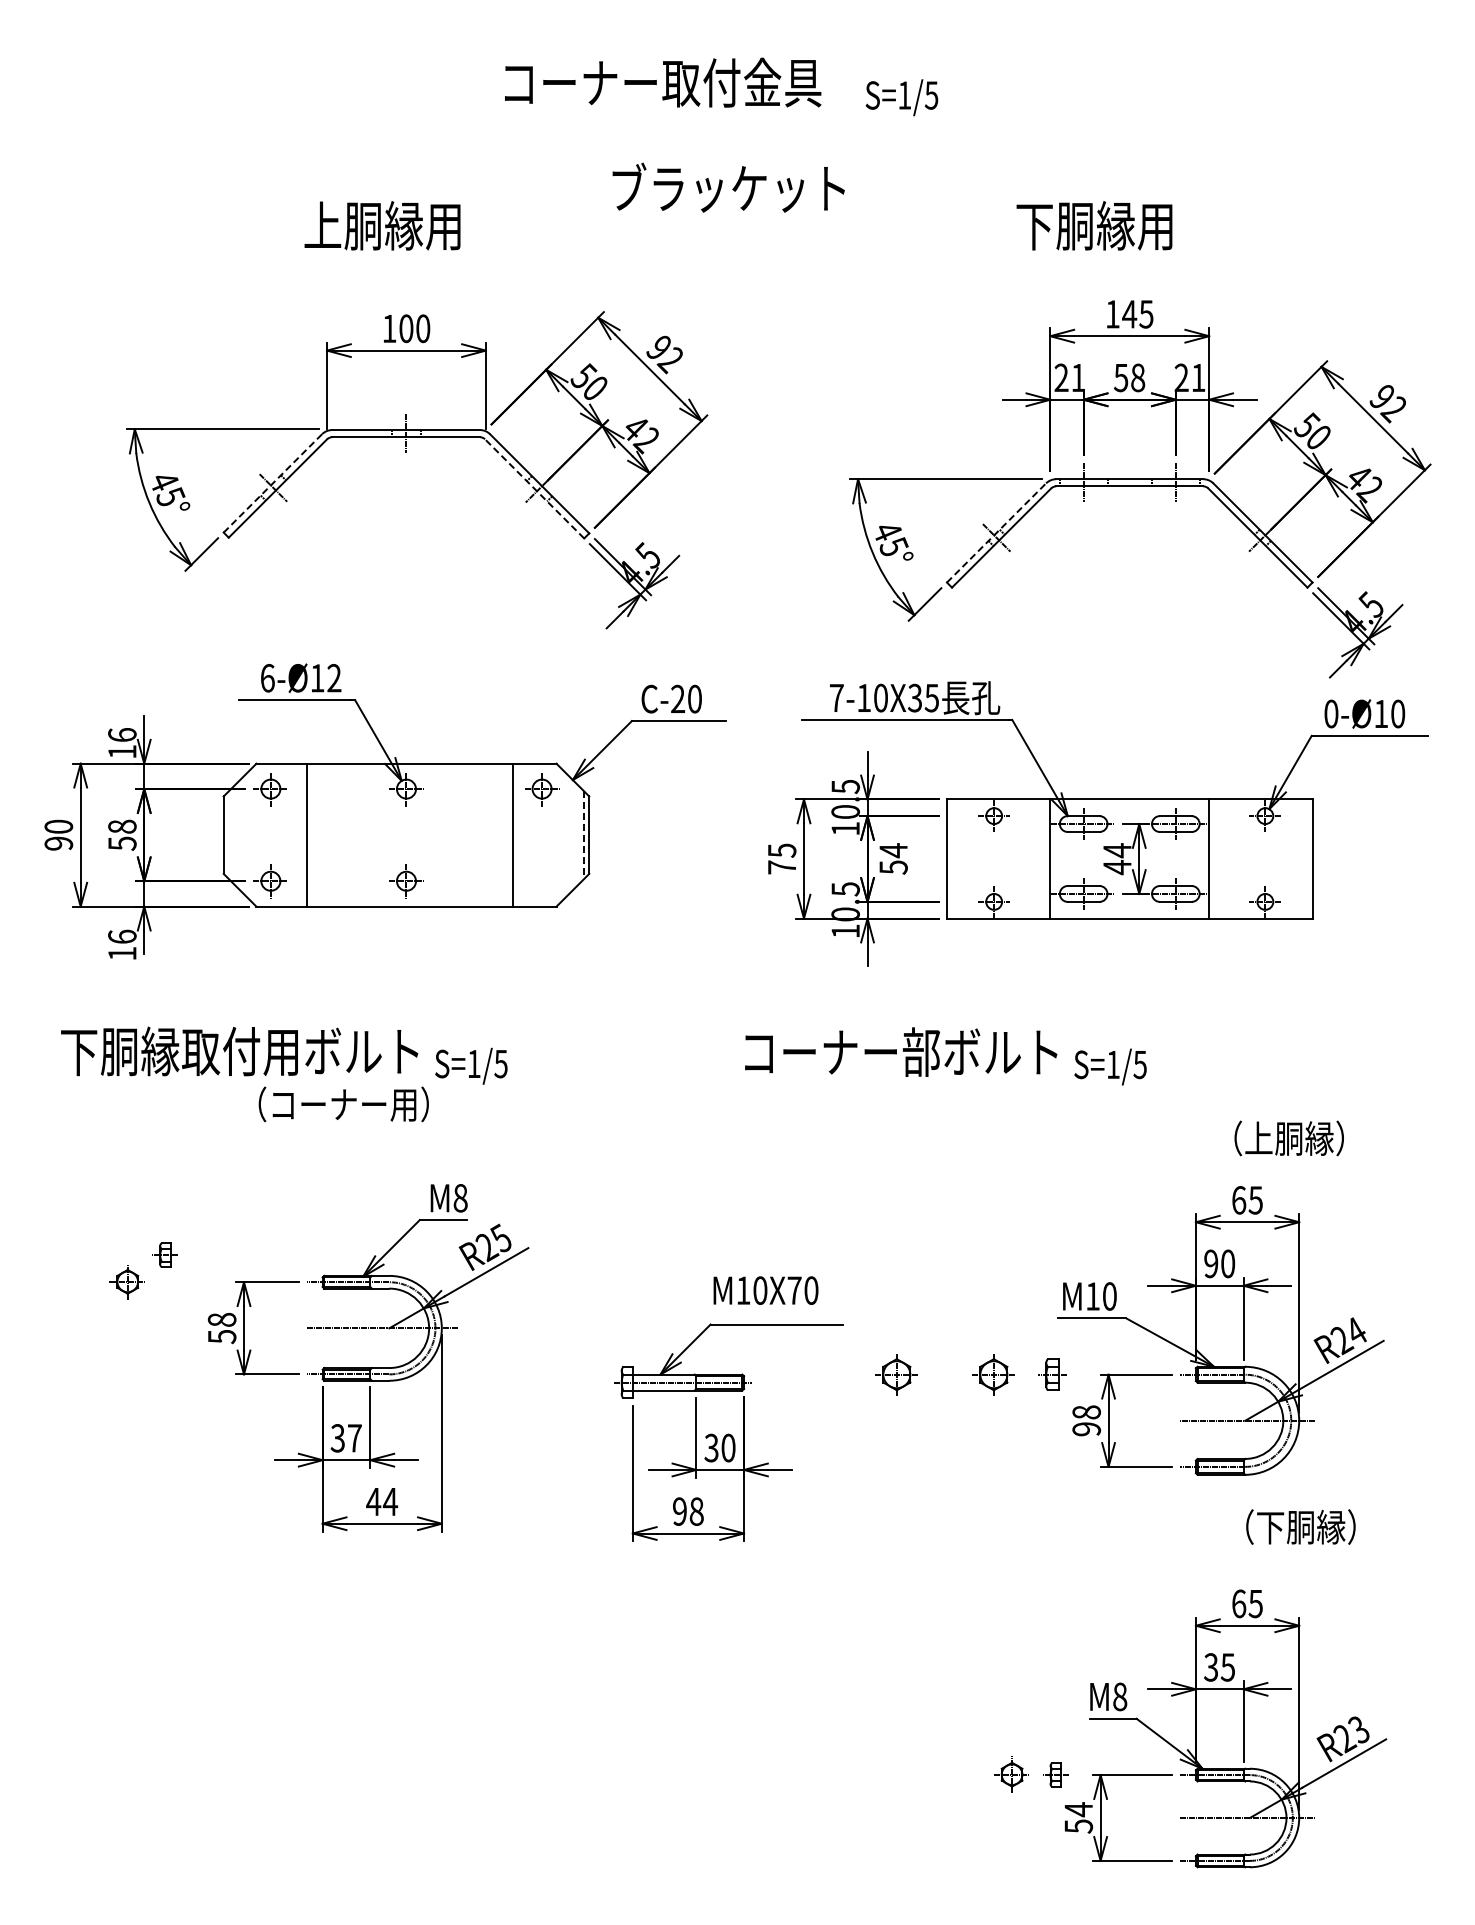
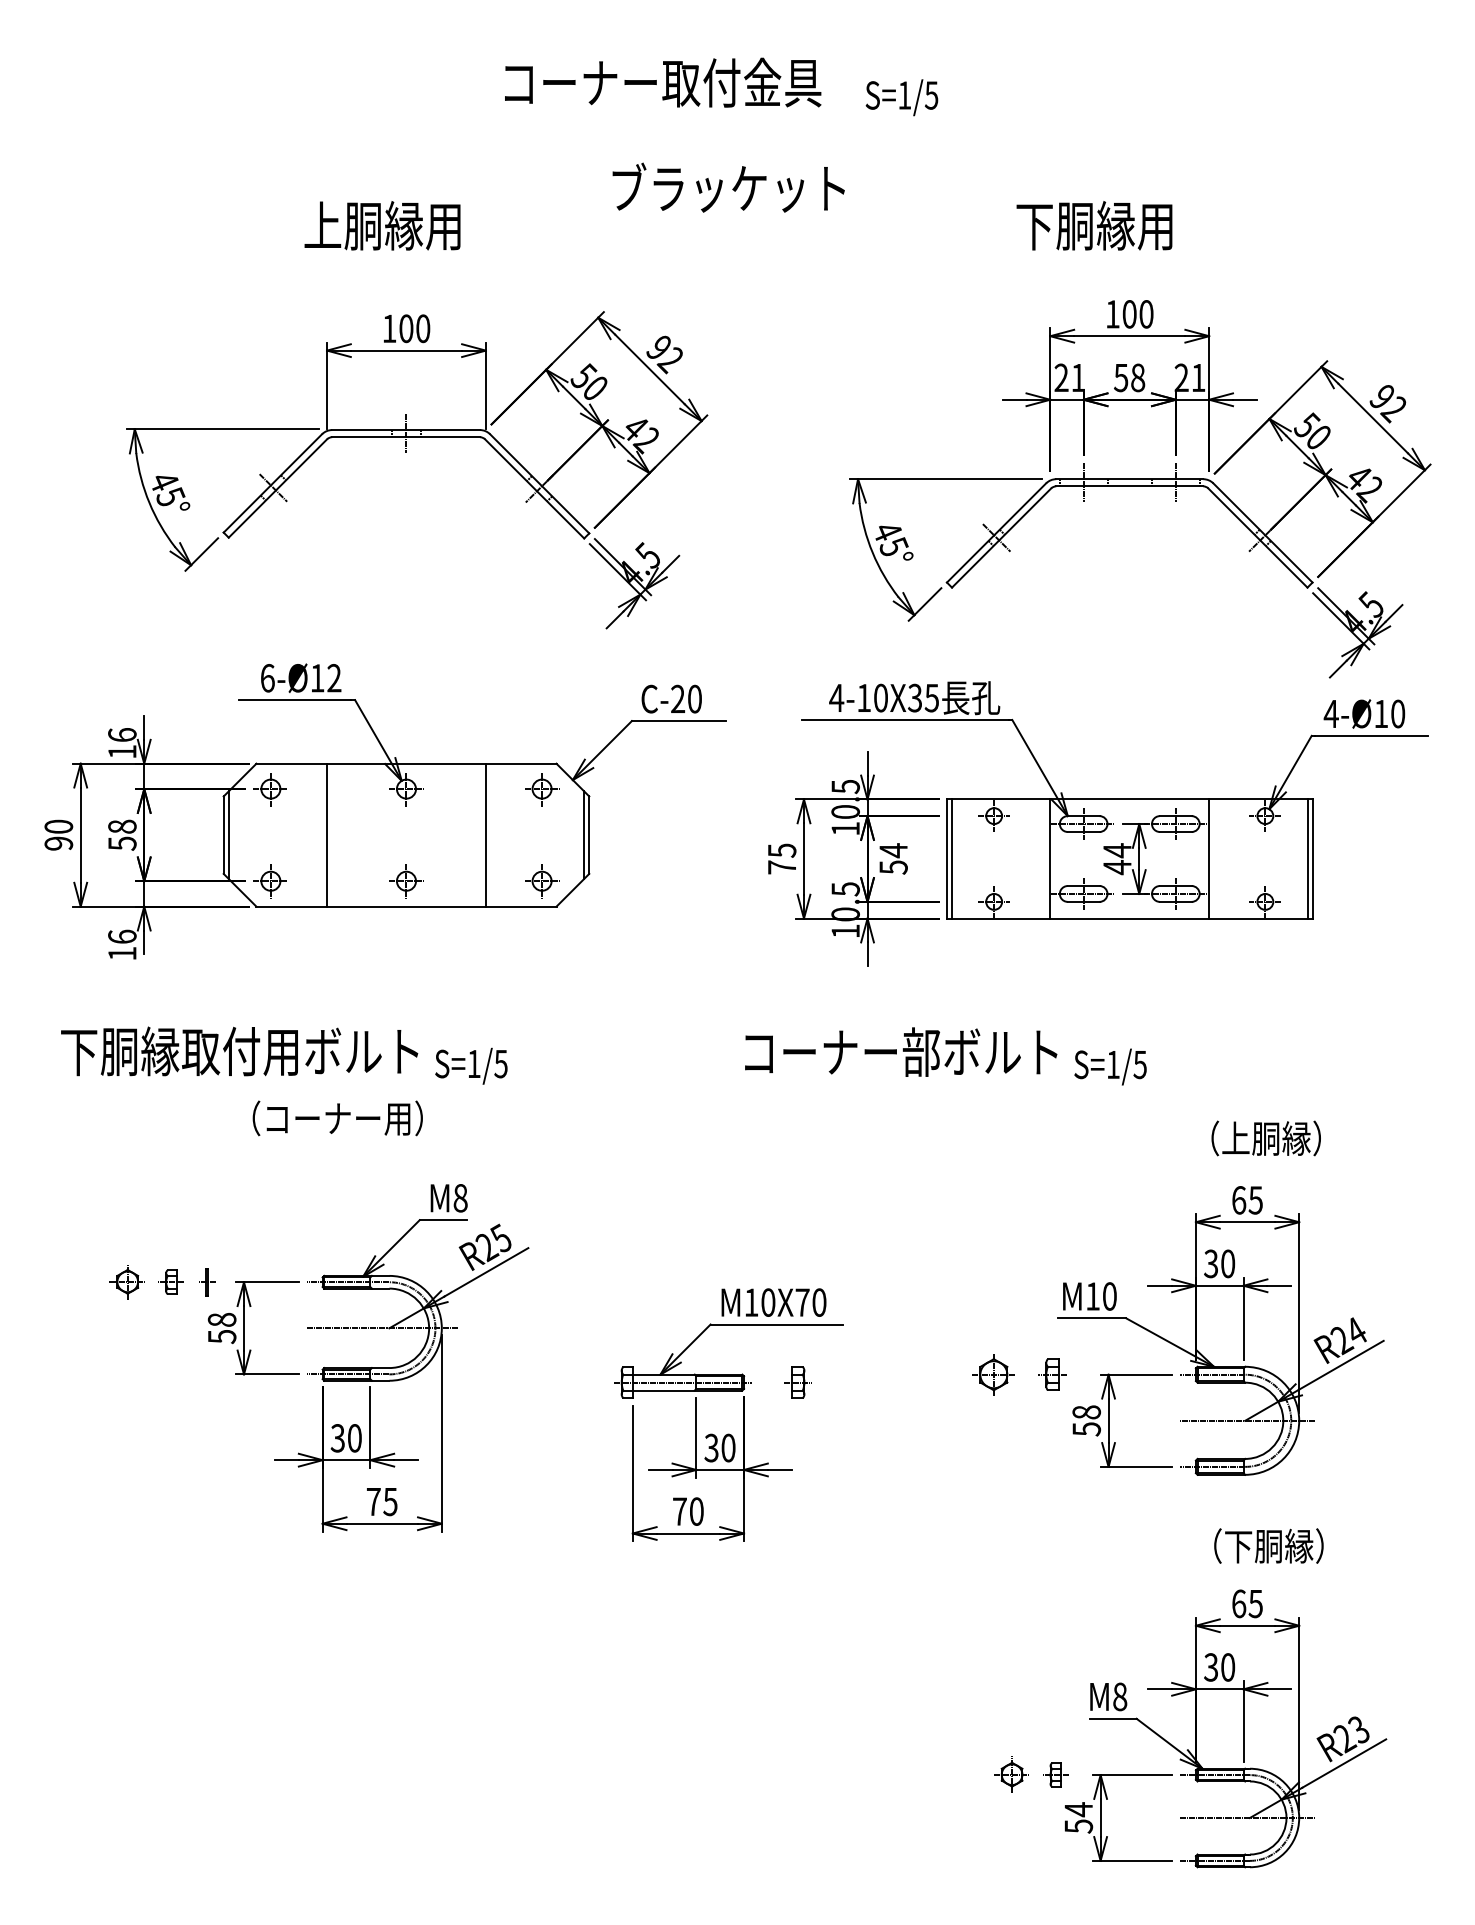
text: 145 -> 100 (1137, 314)
line: dashed -> solid (272, 483)
line: dashed -> solid (534, 488)
line: dashed -> solid (996, 532)
text: 7-10X35 -> 4-10X35 (836, 697)
text: 0-Ø10 -> 4-Ø10 (1330, 713)
line: none -> present (228, 834)
line position: (307, 834) -> (327, 834) (327, 834)
line position: (512, 834) -> (485, 834) (485, 834)
line: dashed -> solid (584, 835)
line: none -> present (952, 858)
line: none -> present (1307, 858)
part: none -> present (542, 881)
text position: (343, 1104) -> (337, 1118) (337, 1118)
text position: (1288, 1138) -> (1265, 1138) (1265, 1138)
part position: (164, 1254) -> (170, 1281) (170, 1281)
text: 90 -> 30 (1211, 1263)
part: none -> present (207, 1282)
text position: (765, 1290) -> (773, 1302) (773, 1302)
part: present -> none (896, 1374)
part: none -> present (797, 1382)
text: 98 -> 58 (1086, 1429)
text: 37 -> 30 (354, 1438)
text: 44 -> 75 (382, 1502)
text: 98 -> 70 (688, 1511)
text position: (1300, 1526) -> (1268, 1545) (1268, 1545)
text: 35 -> 30 (1227, 1667)
